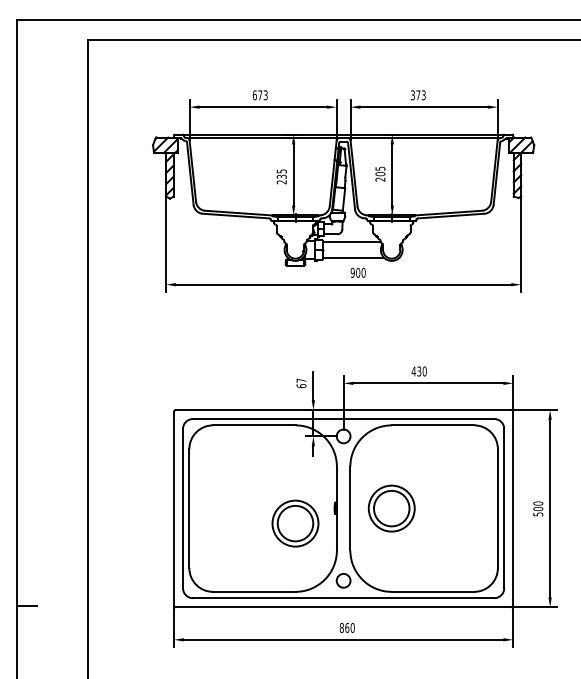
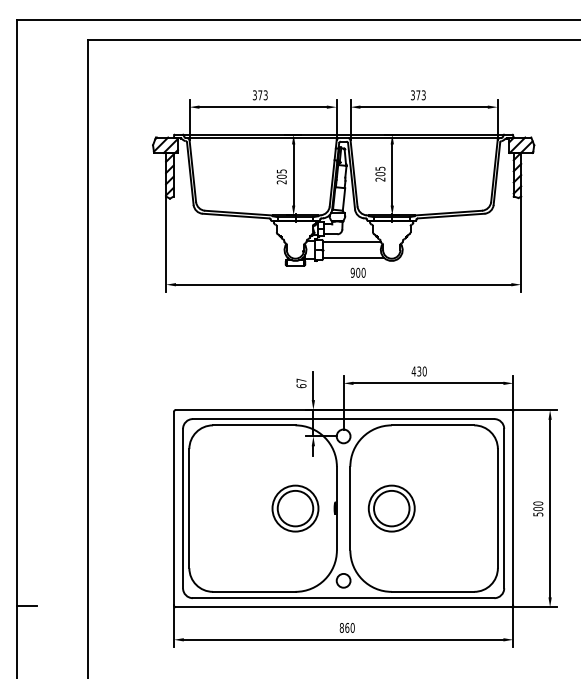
text: 673 -> 373 (254, 95)
text: 235 -> 205 (281, 176)
part position: (295, 523) -> (295, 508) (295, 508)
